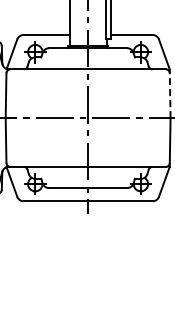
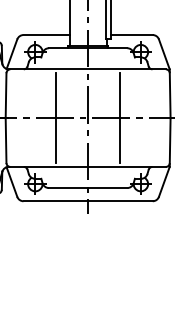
line: dashed -> solid (170, 93)
line: none -> present (56, 118)
line: none -> present (119, 118)
